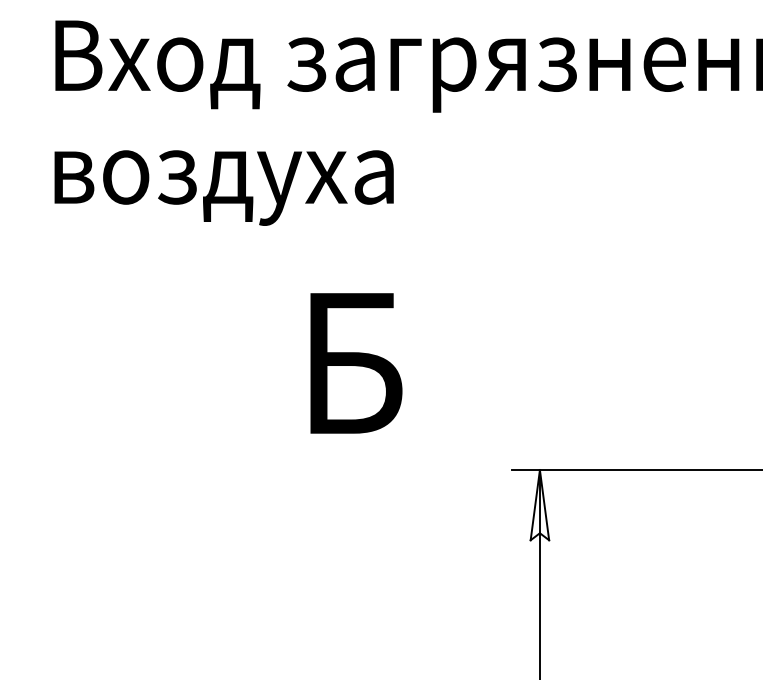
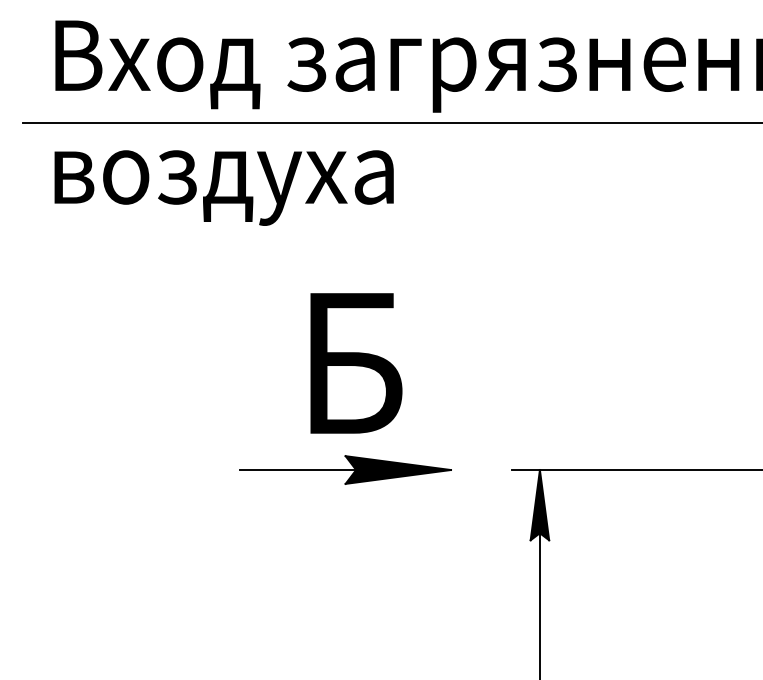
line: none -> present (390, 123)
part: none -> present (345, 469)
fill: none -> present (539, 505)
